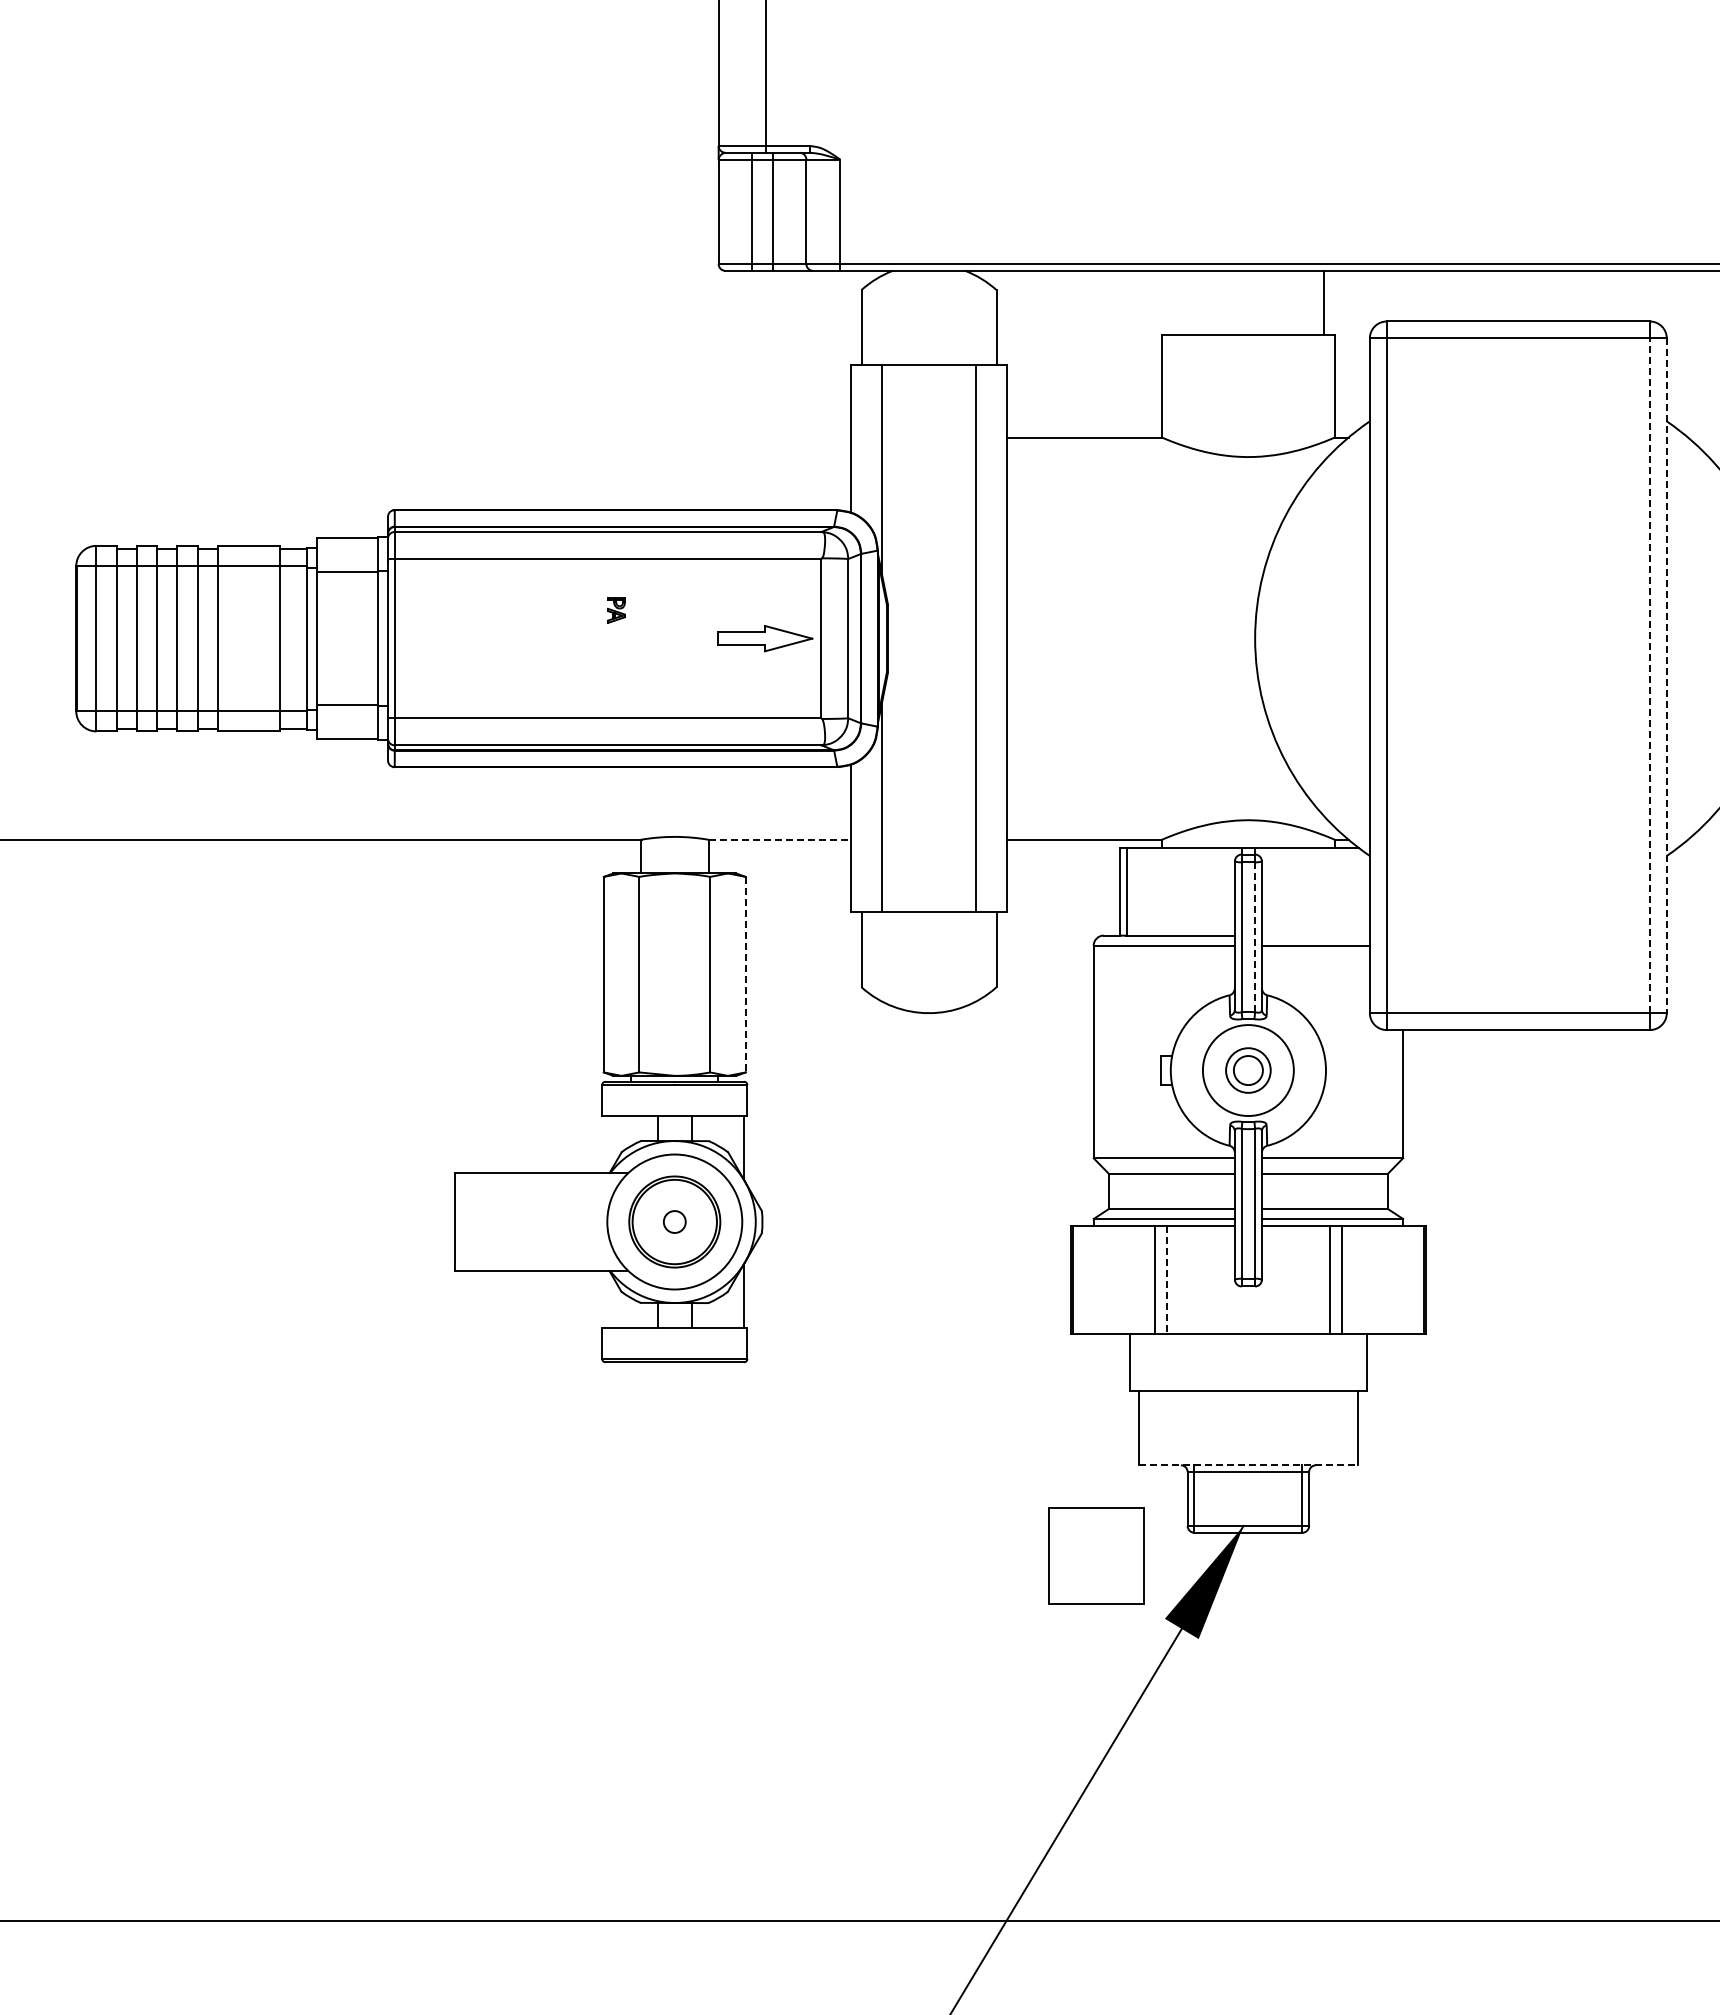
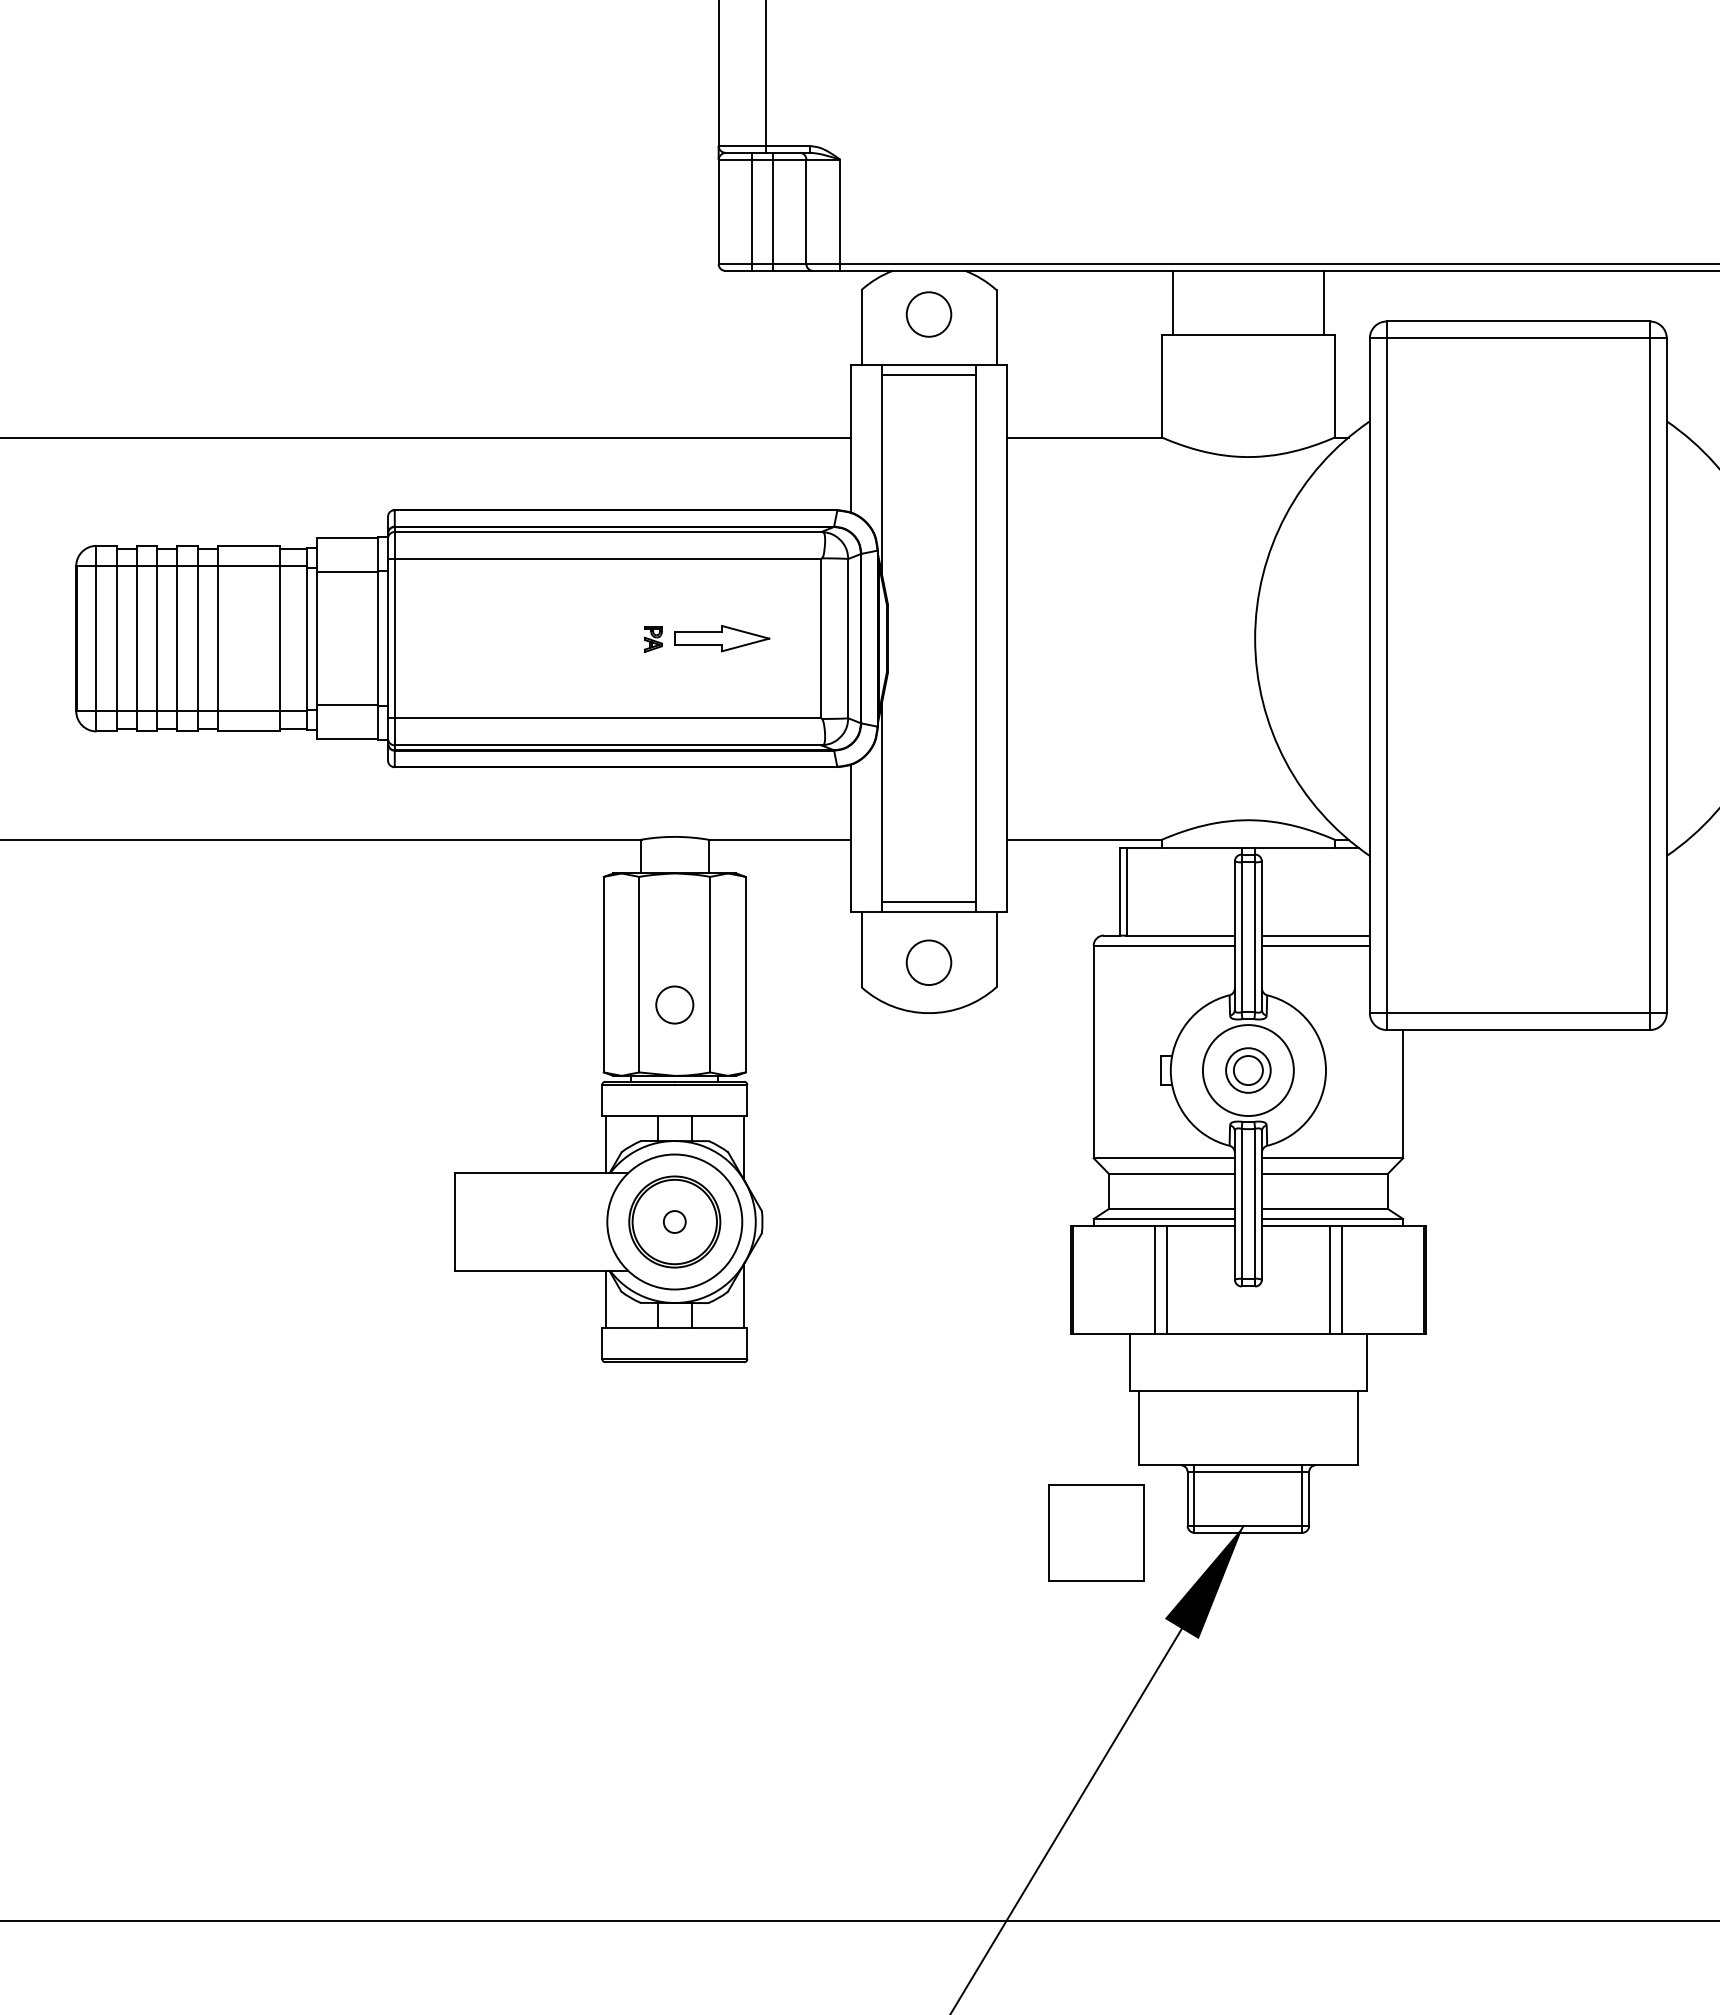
line: none -> present (1172, 302)
circle: none -> present (928, 314)
line: none -> present (928, 374)
line: none -> present (426, 437)
part position: (616, 610) -> (653, 639) (653, 639)
part position: (765, 638) -> (722, 638) (722, 638)
line: dashed -> solid (1649, 675)
line: dashed -> solid (1666, 676)
line: dashed -> solid (780, 839)
line: none -> present (928, 902)
line: none -> present (1315, 935)
line: dashed -> solid (1255, 937)
circle: none -> present (928, 962)
line: dashed -> solid (745, 974)
circle: none -> present (674, 1004)
line: none -> present (605, 1144)
line: dashed -> solid (1166, 1279)
line: none -> present (605, 1298)
line: dashed -> solid (1248, 1465)
part position: (1096, 1555) -> (1096, 1532) (1096, 1532)
